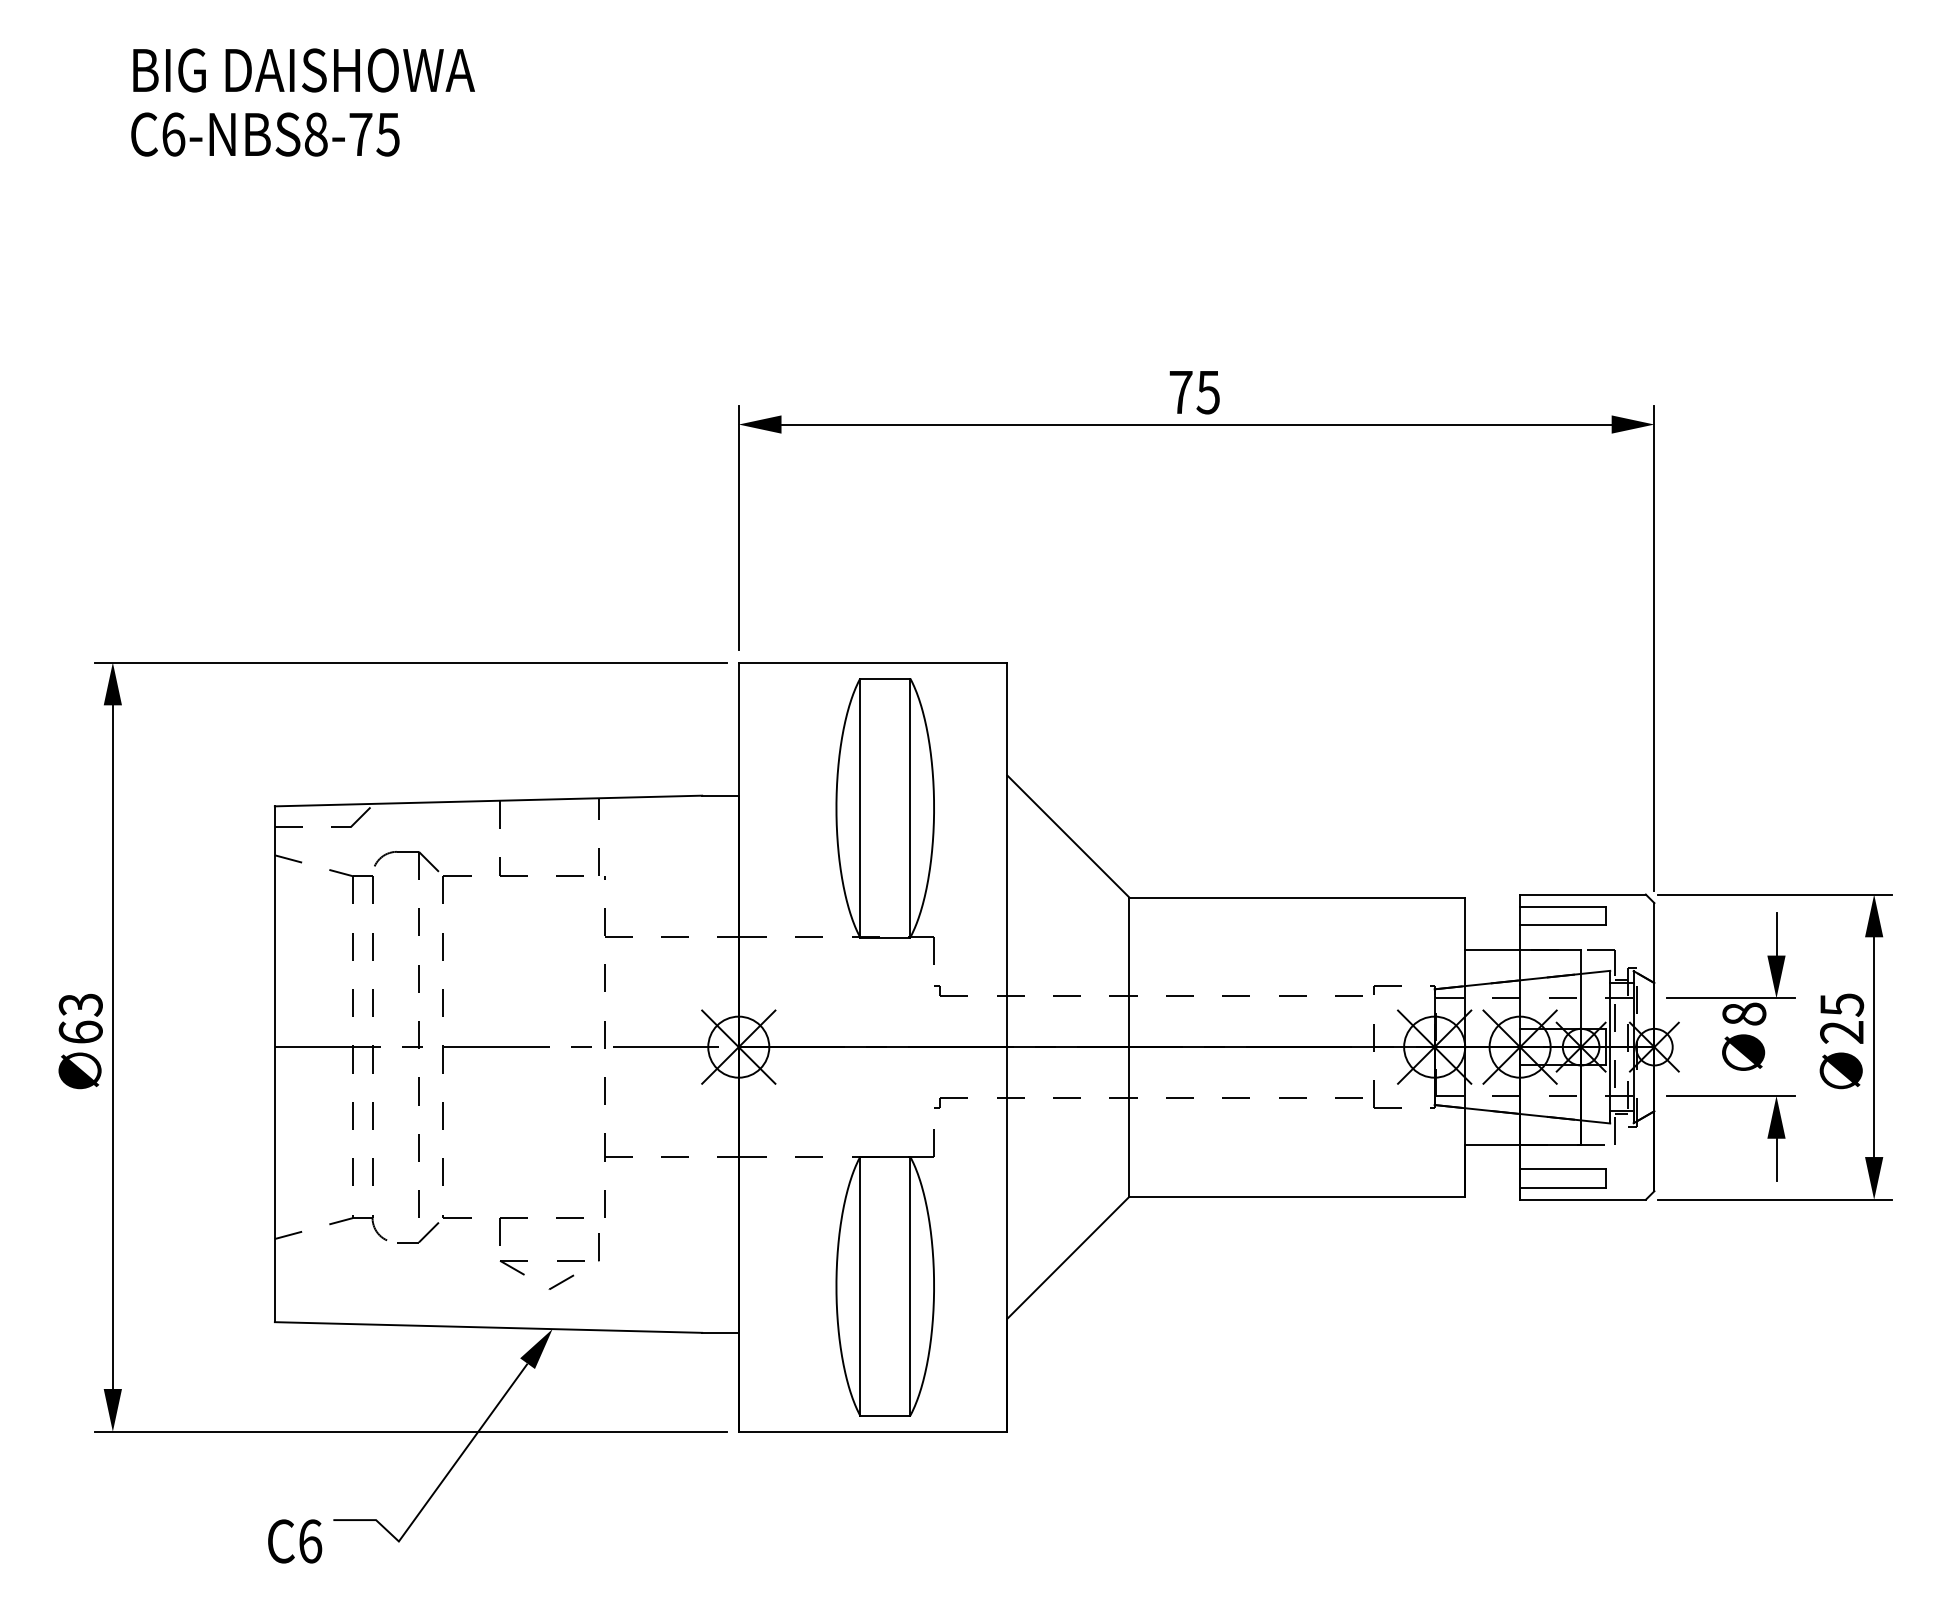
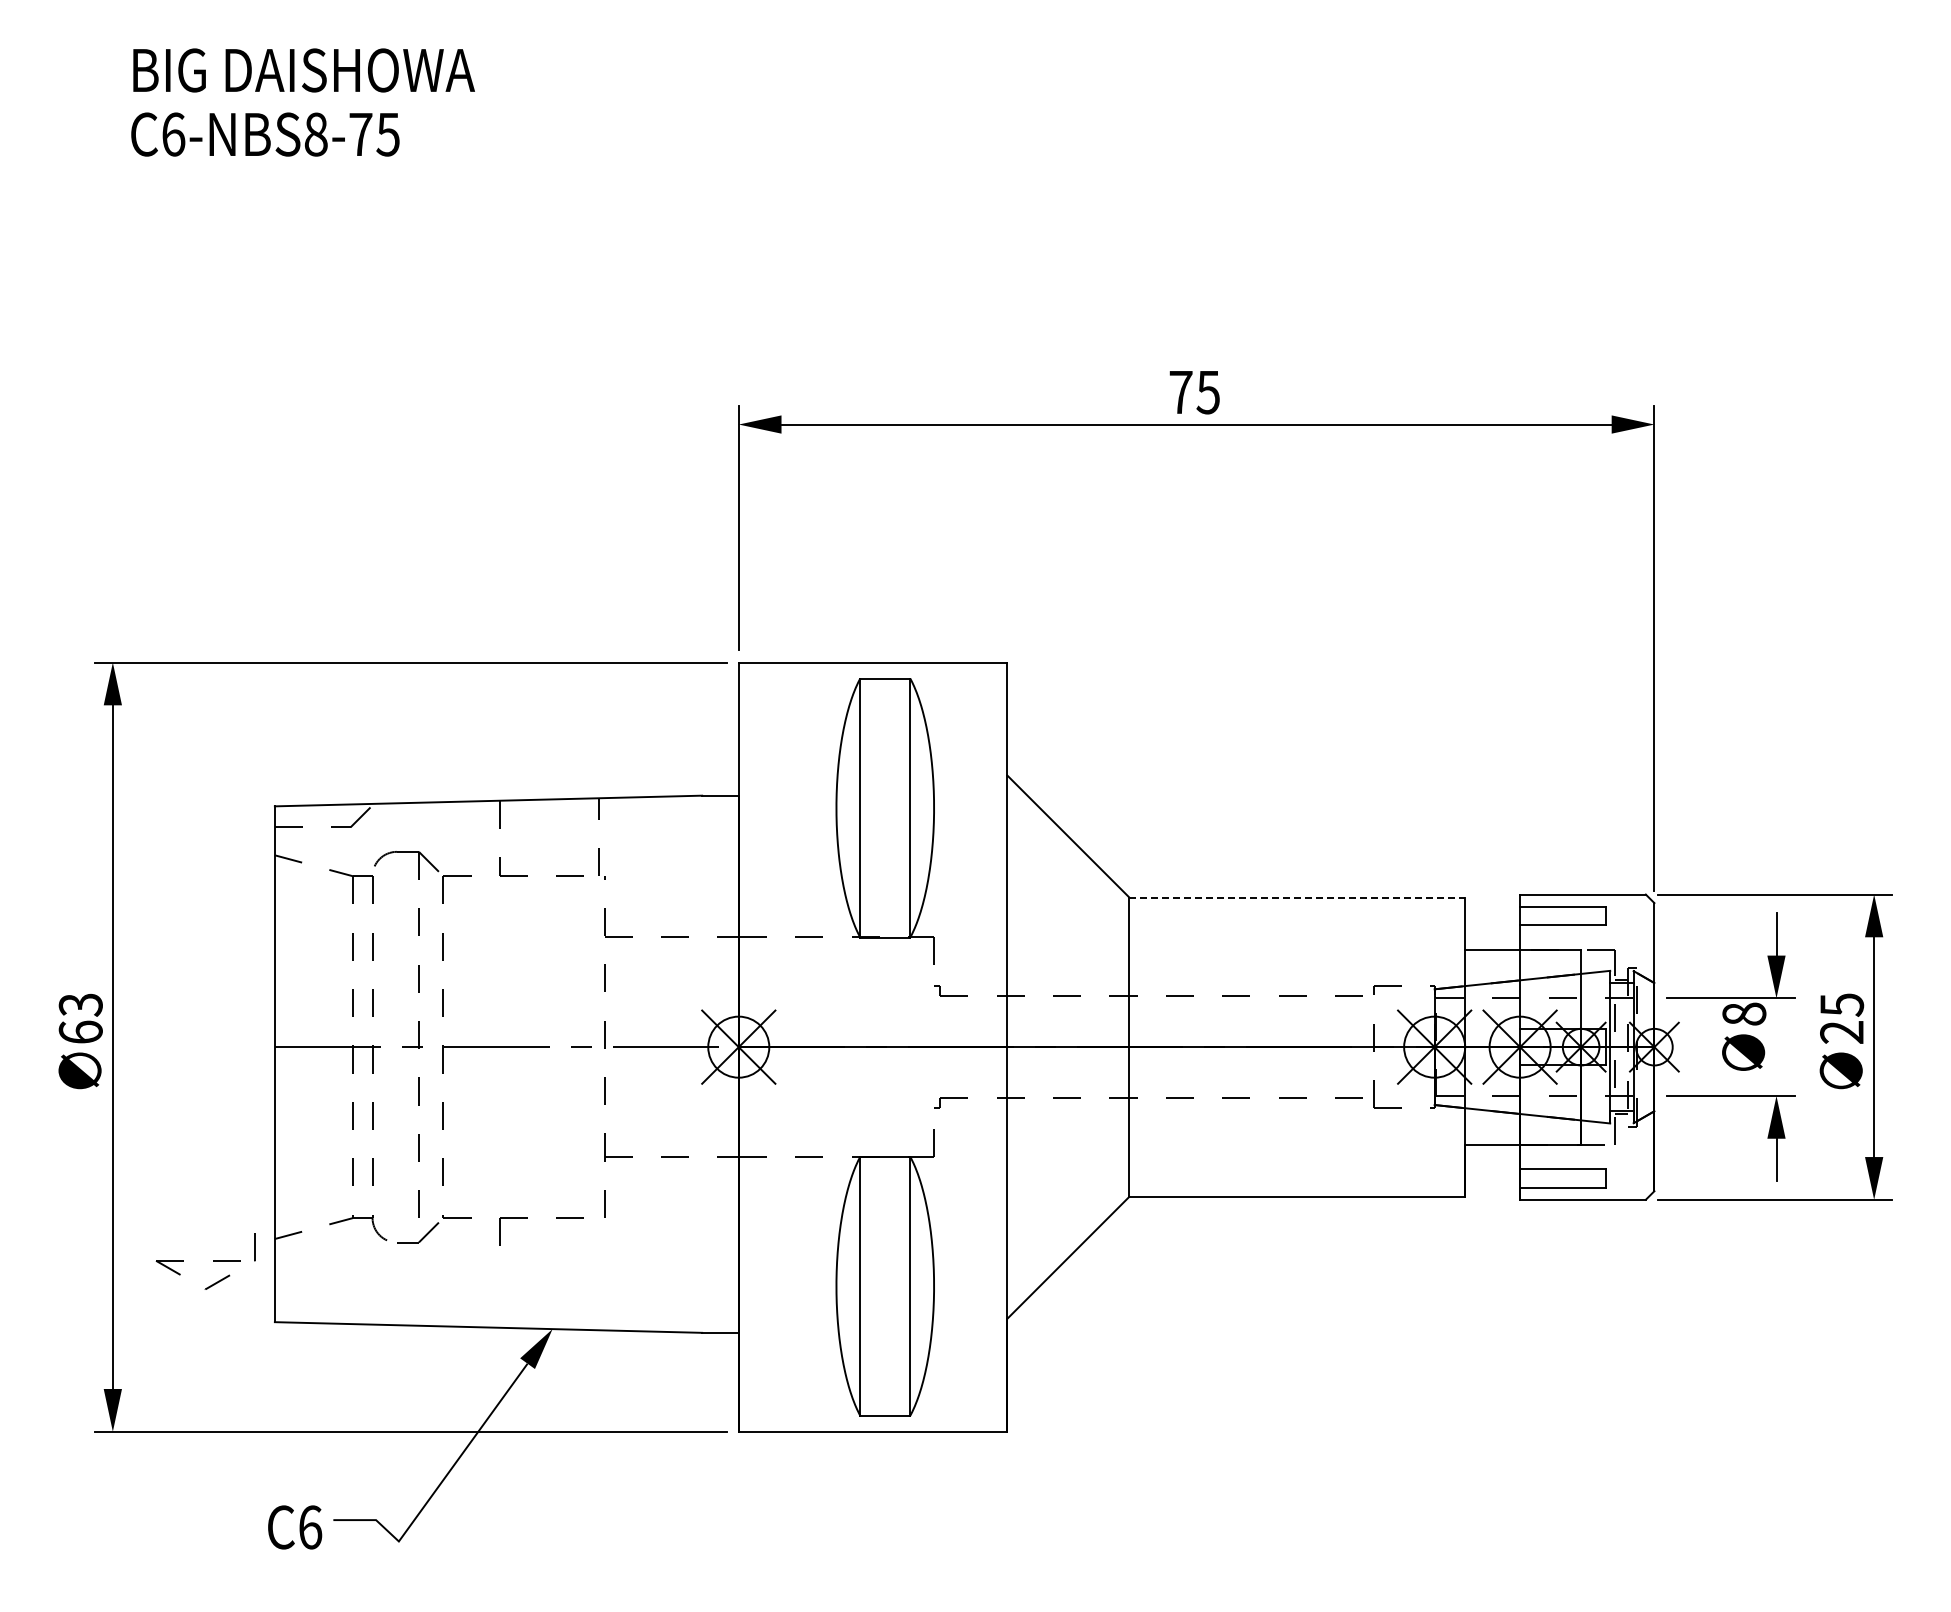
line: solid -> dashed (1297, 897)
part position: (557, 1261) -> (213, 1261) (213, 1261)
text position: (295, 1541) -> (295, 1527) (295, 1527)
